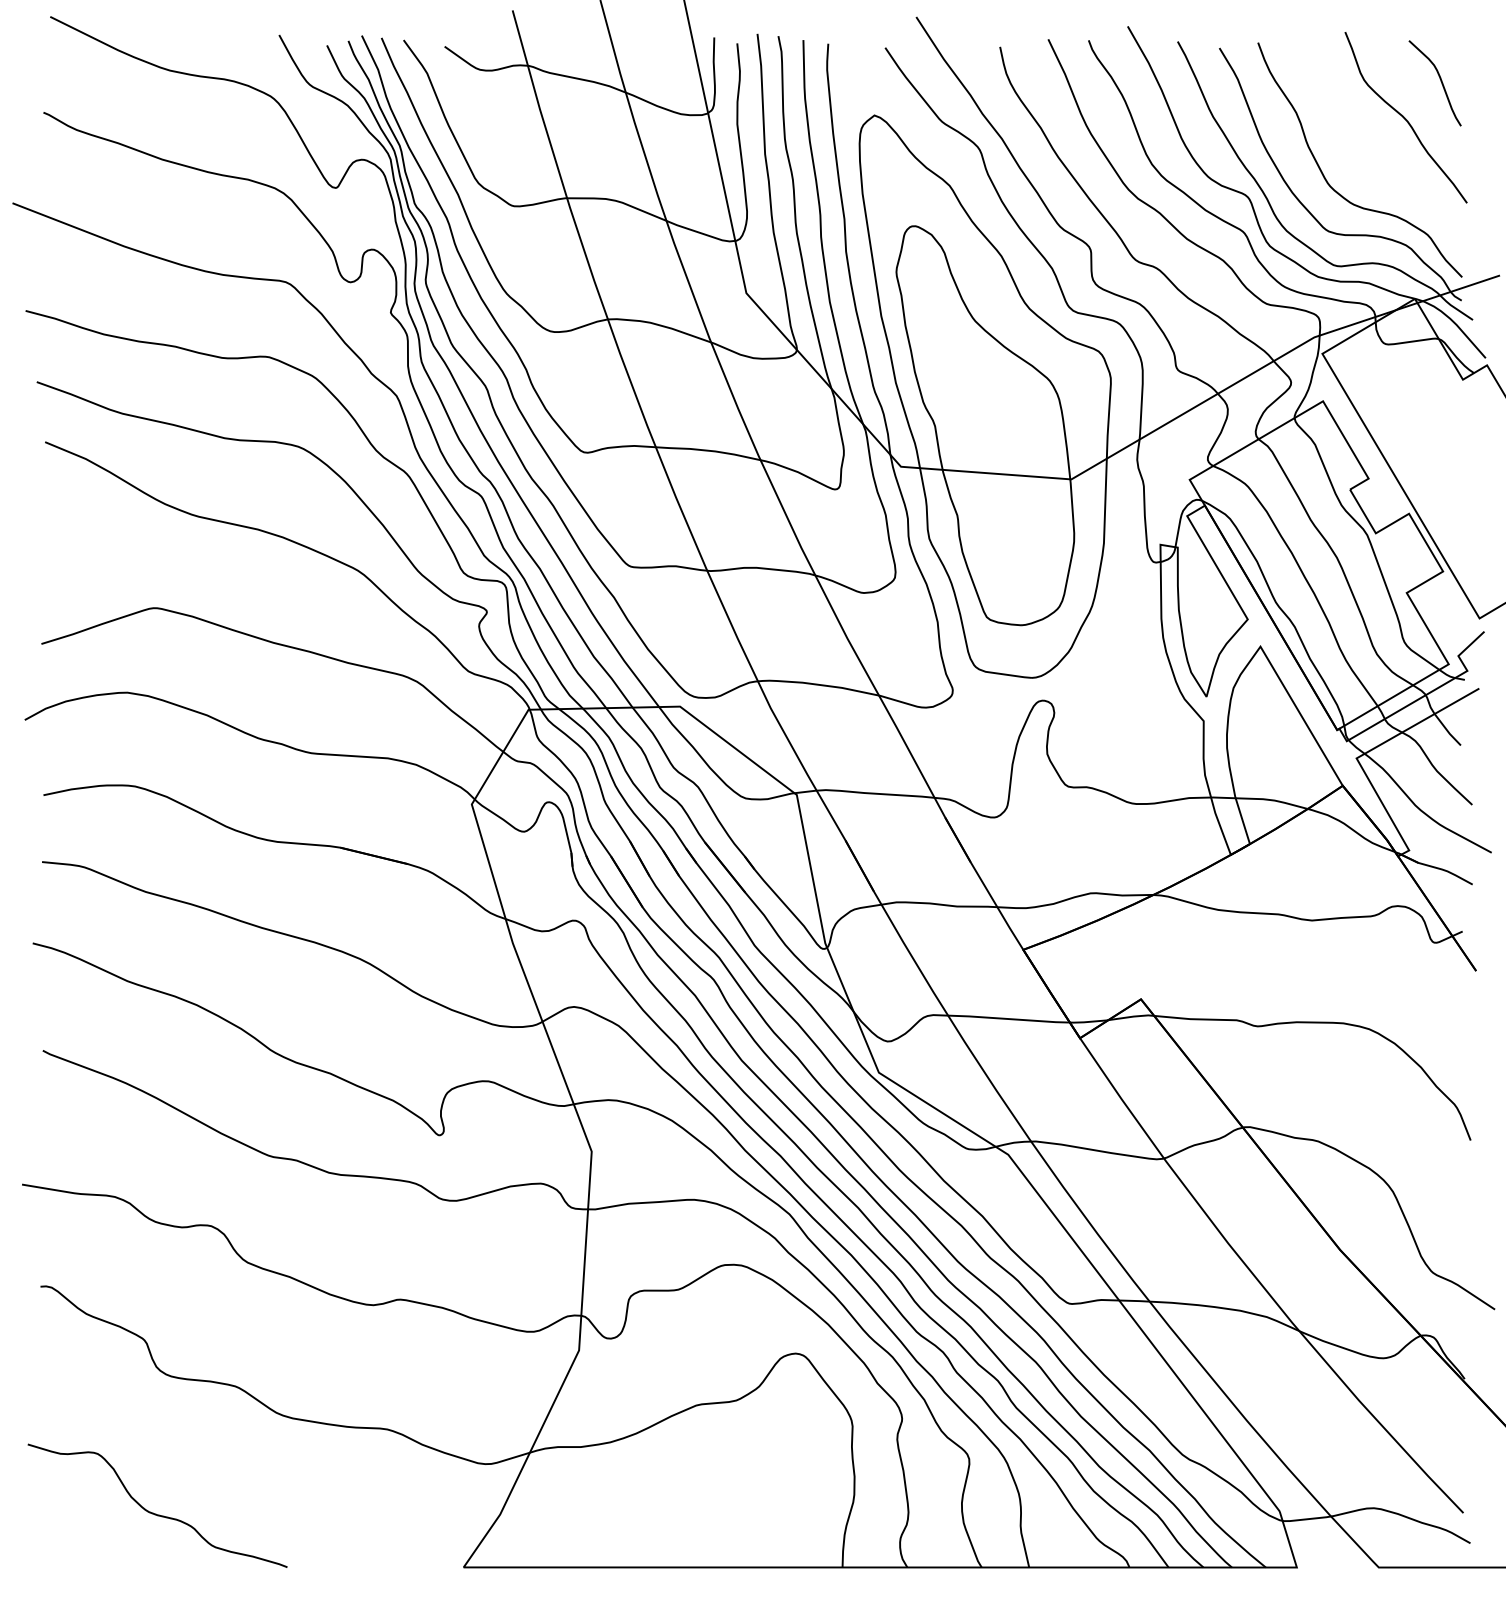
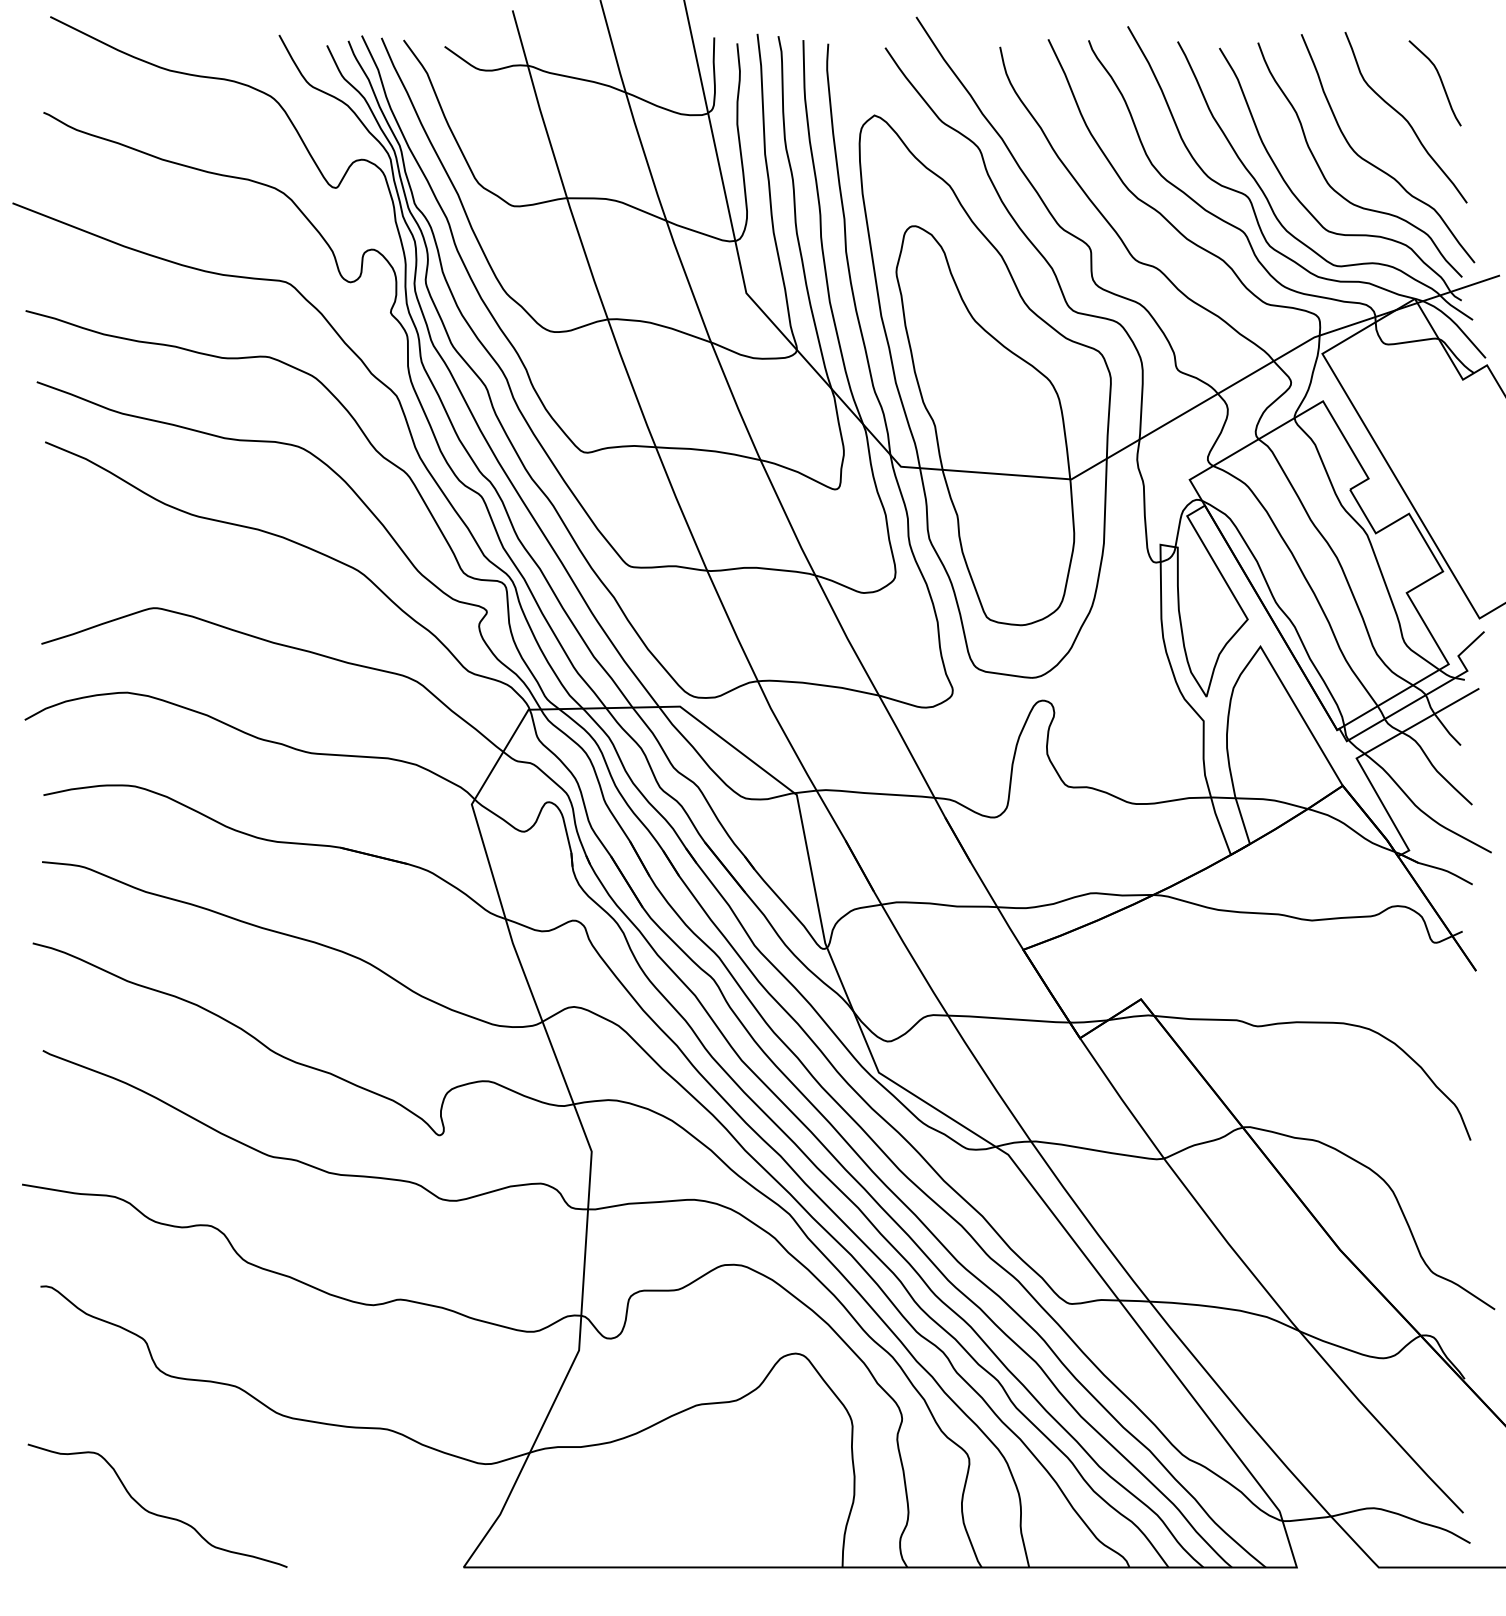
curve: none -> present (1377, 166)
